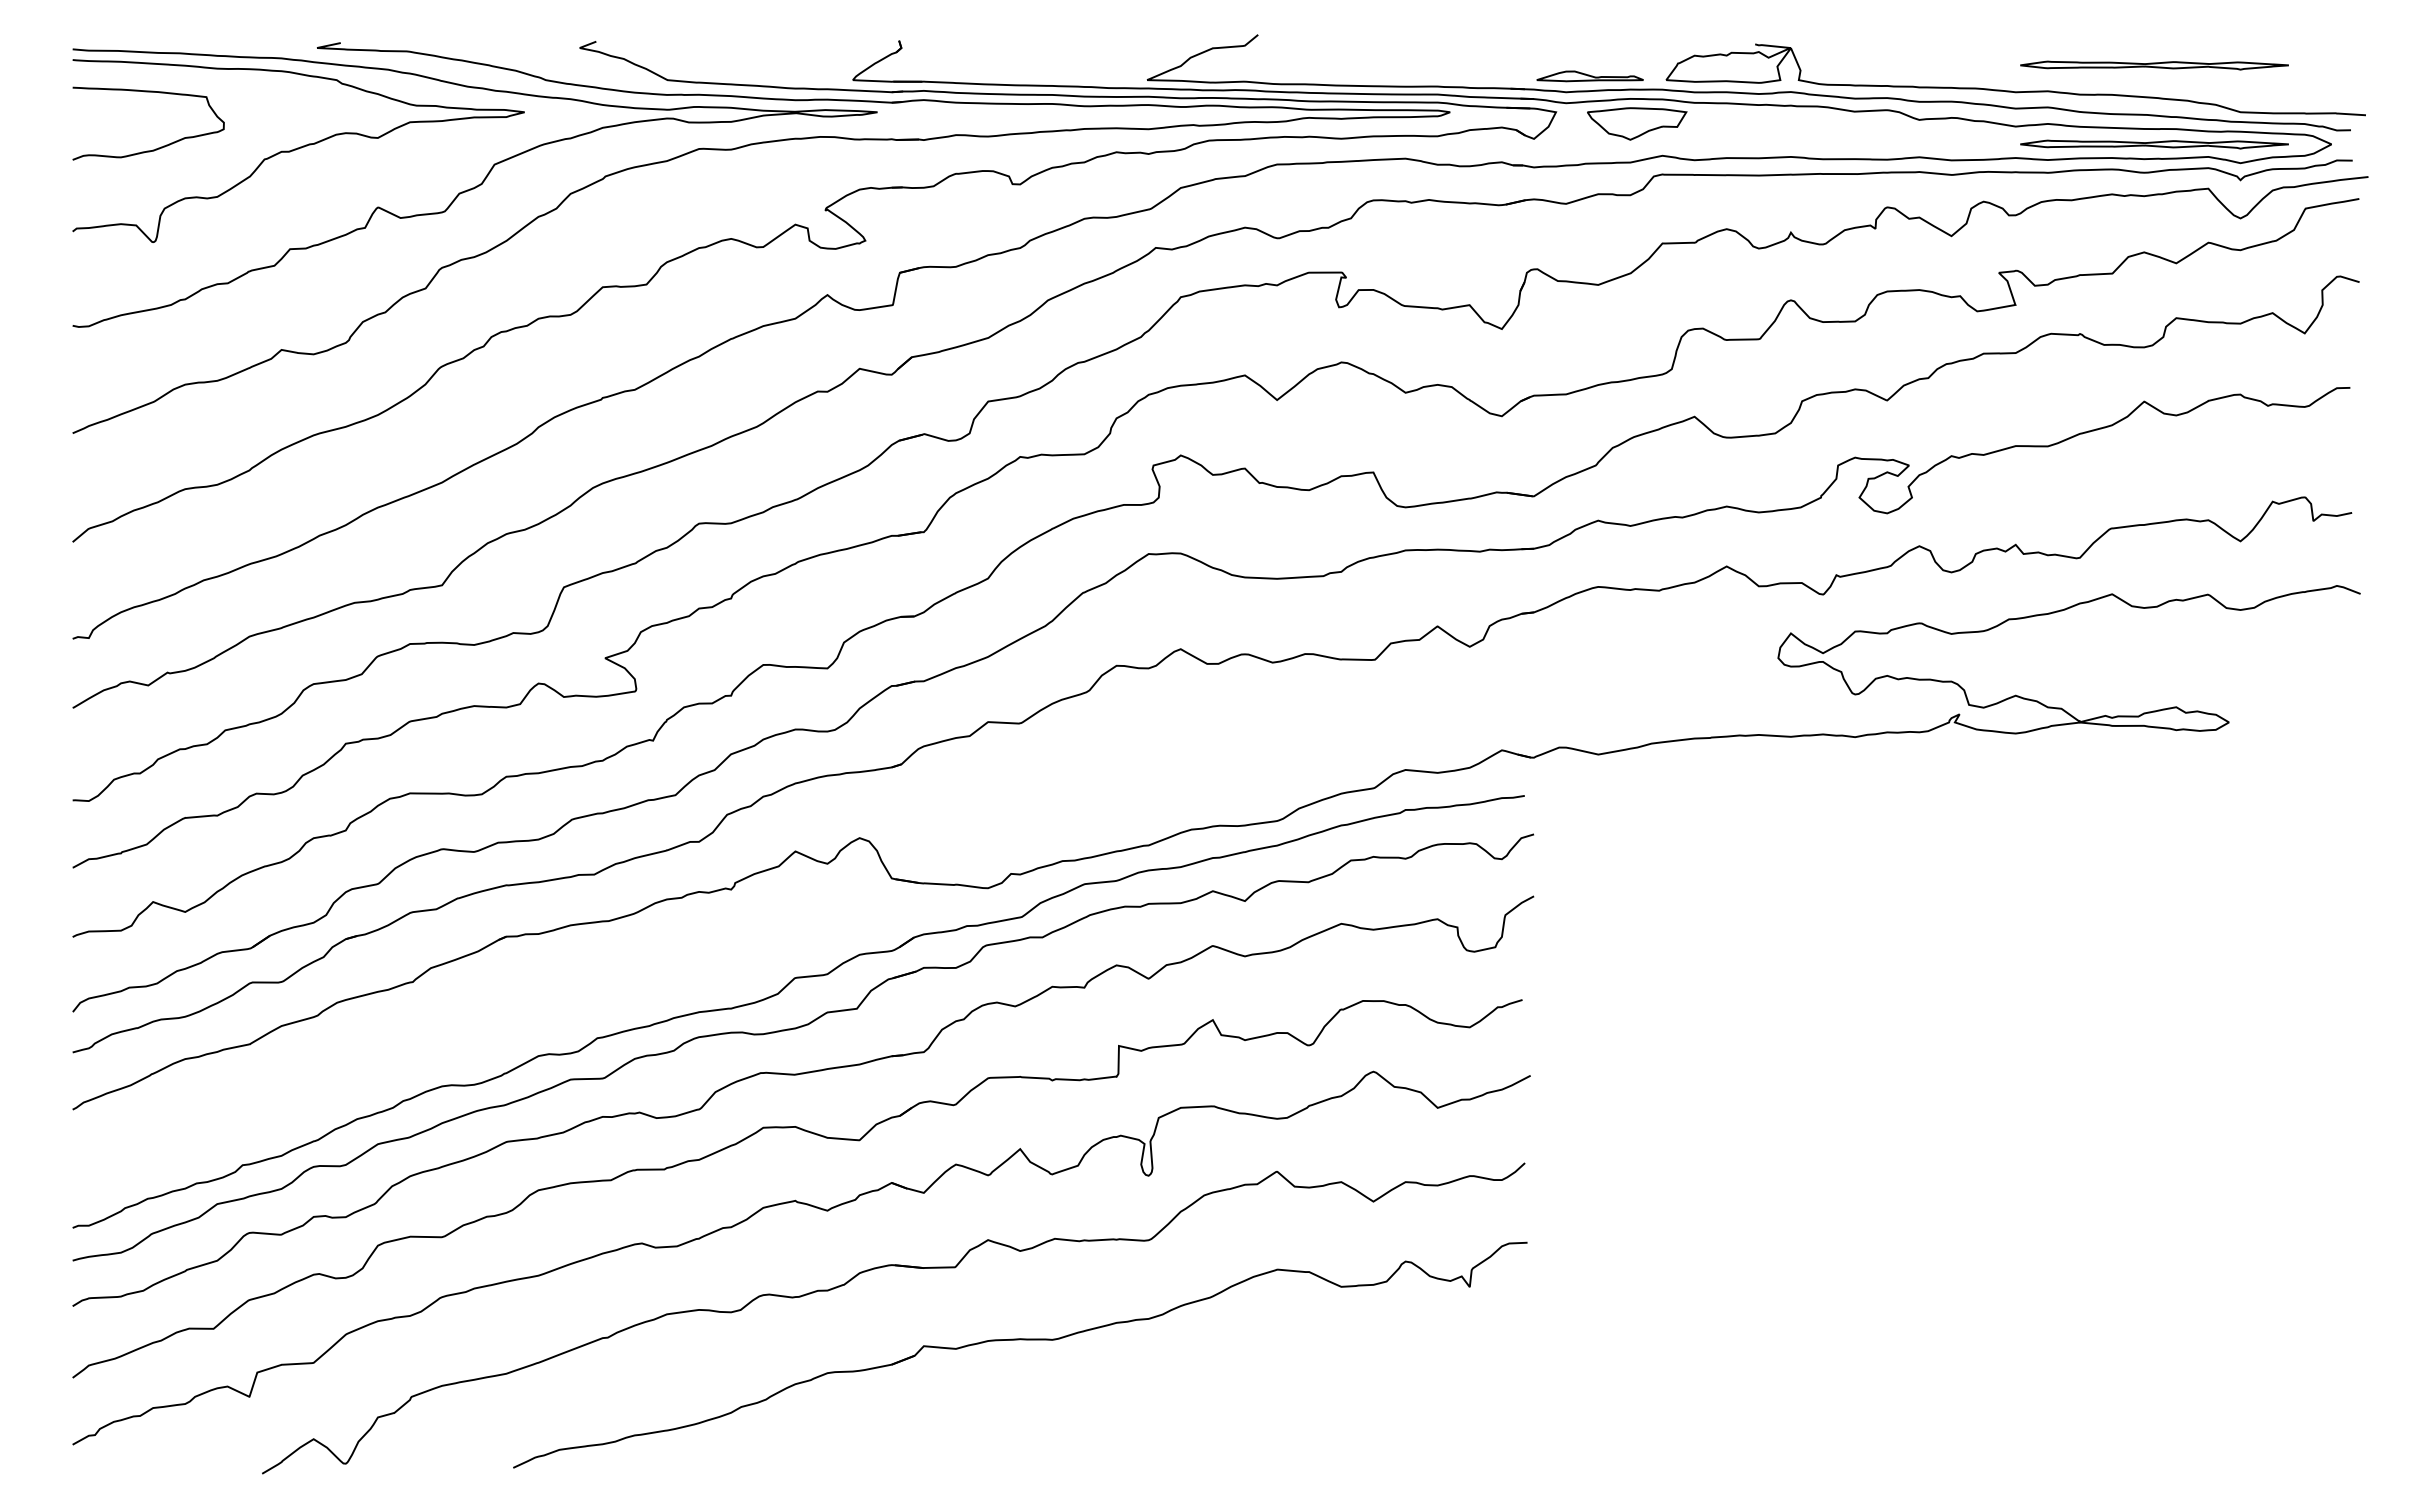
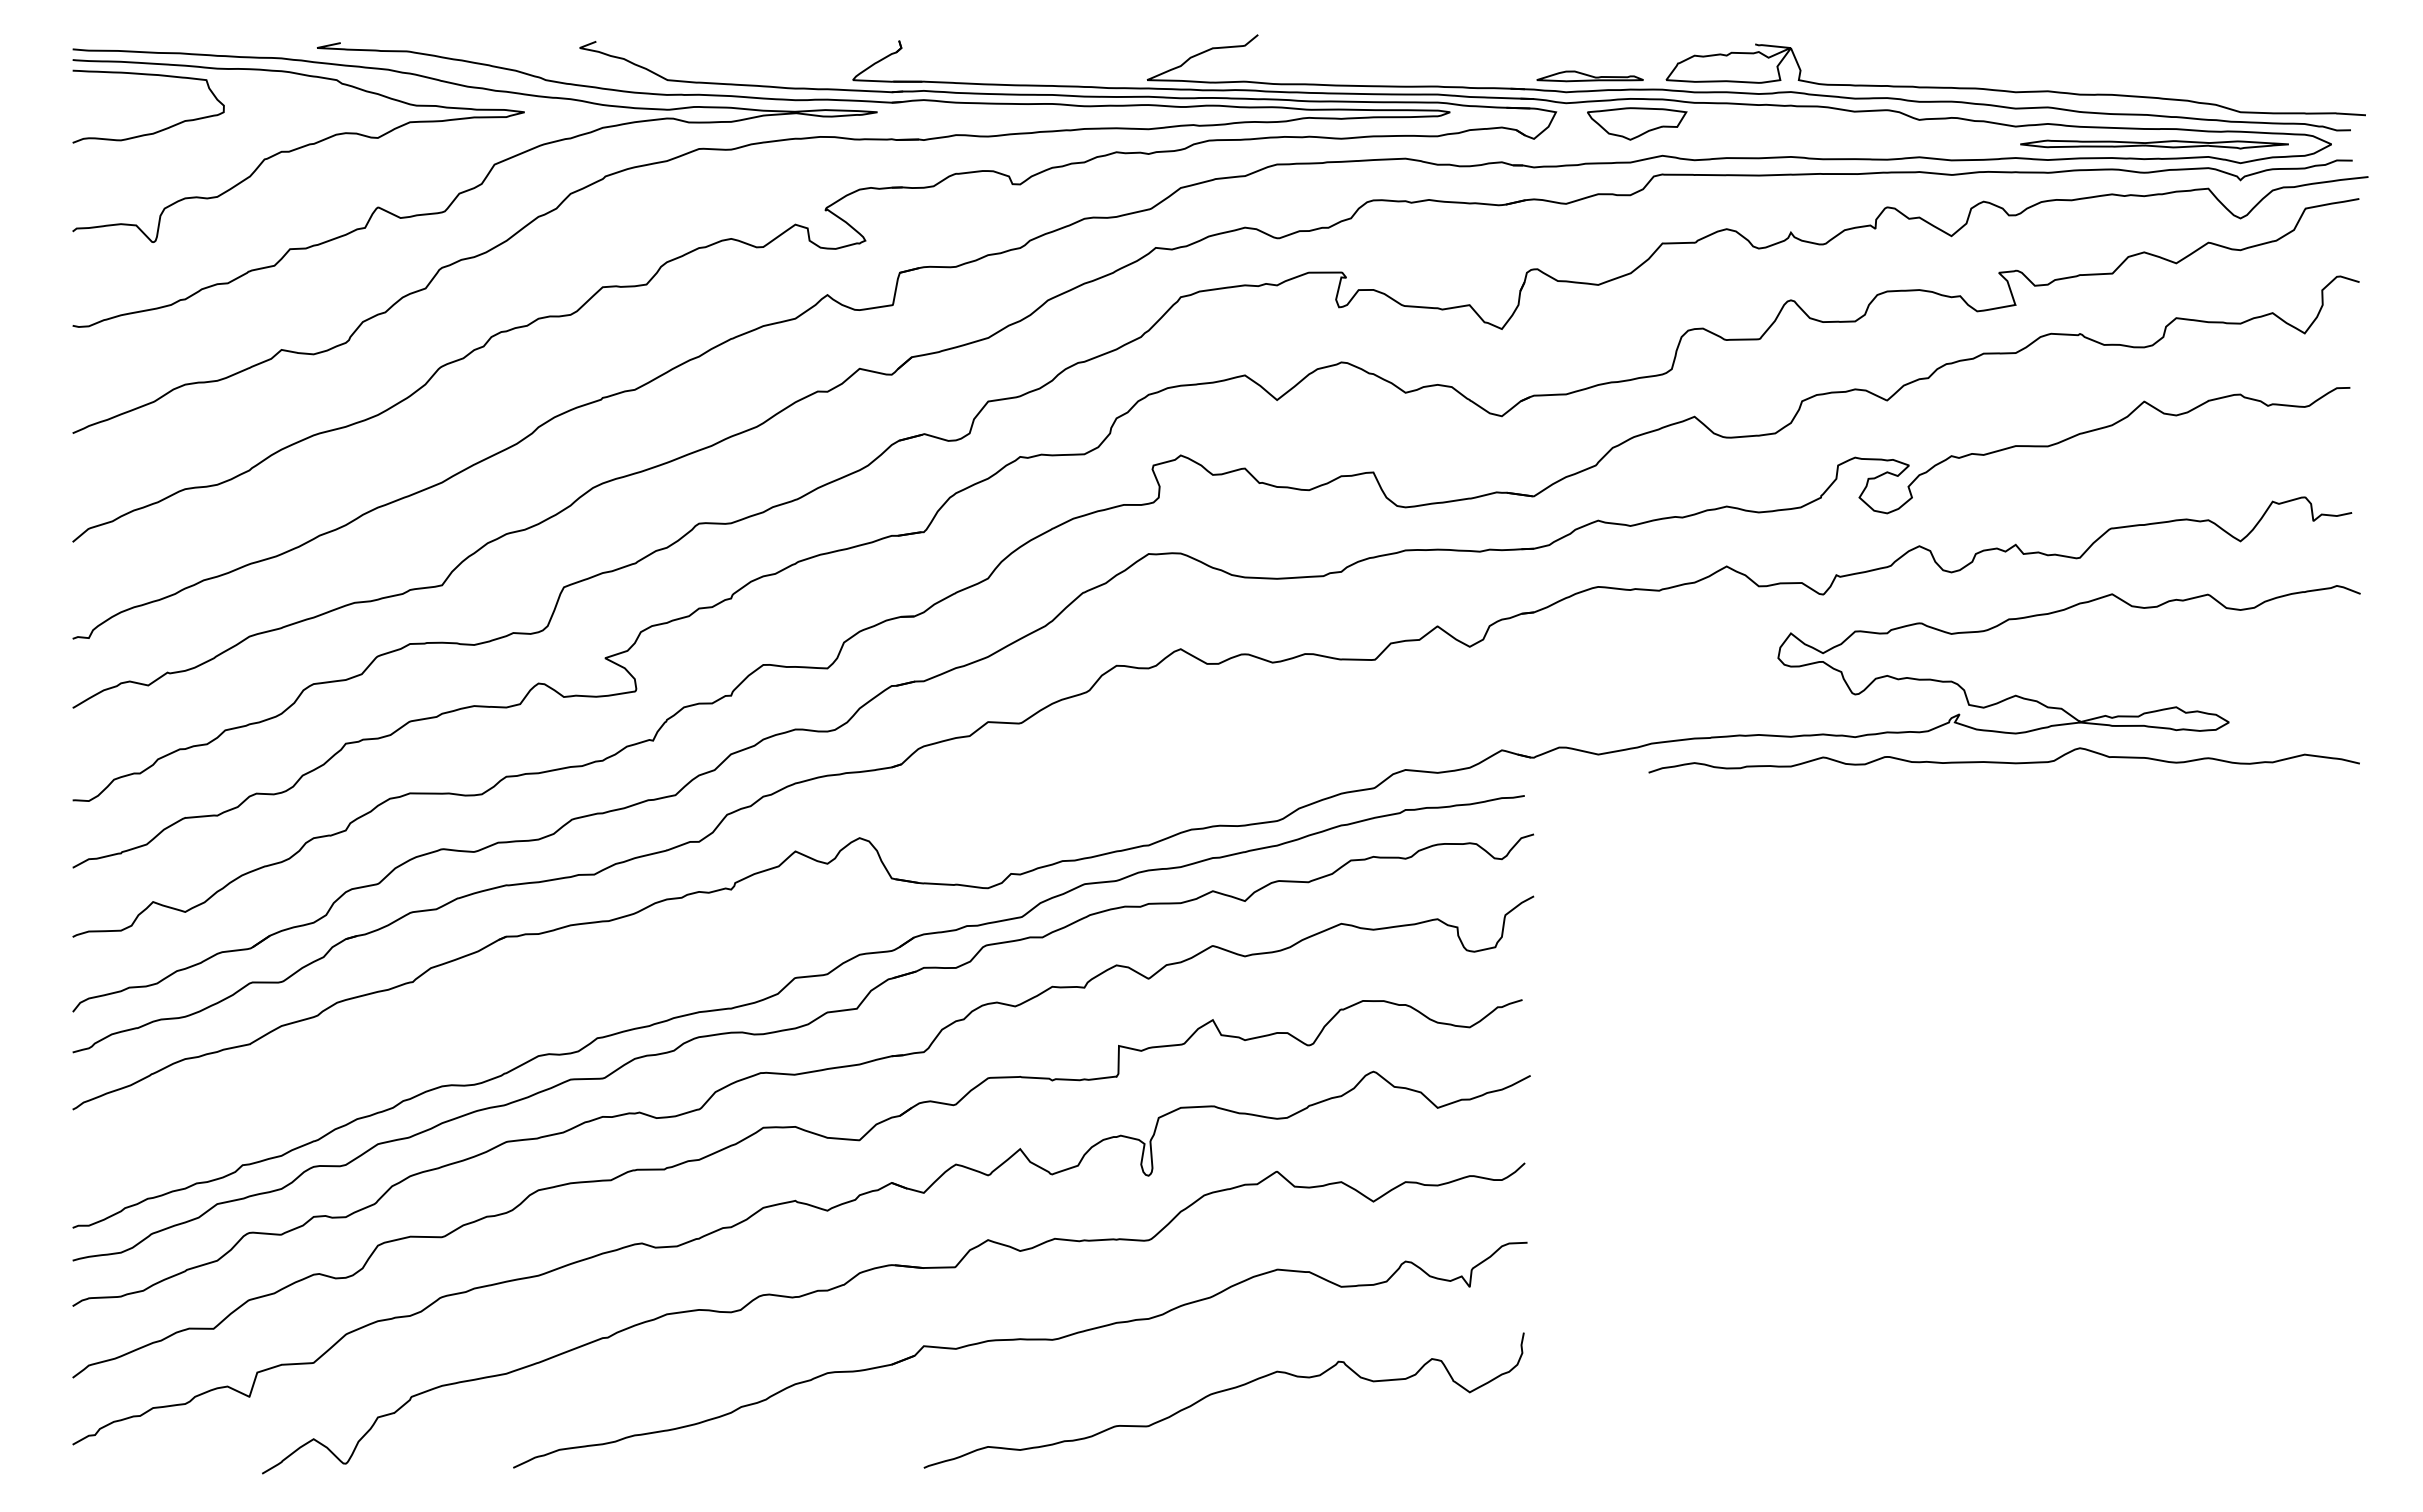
part: present -> none (2154, 65)
curve position: (155, 148) -> (155, 131) (155, 131)
curve: none -> present (2003, 761)
curve: none -> present (1221, 1392)
